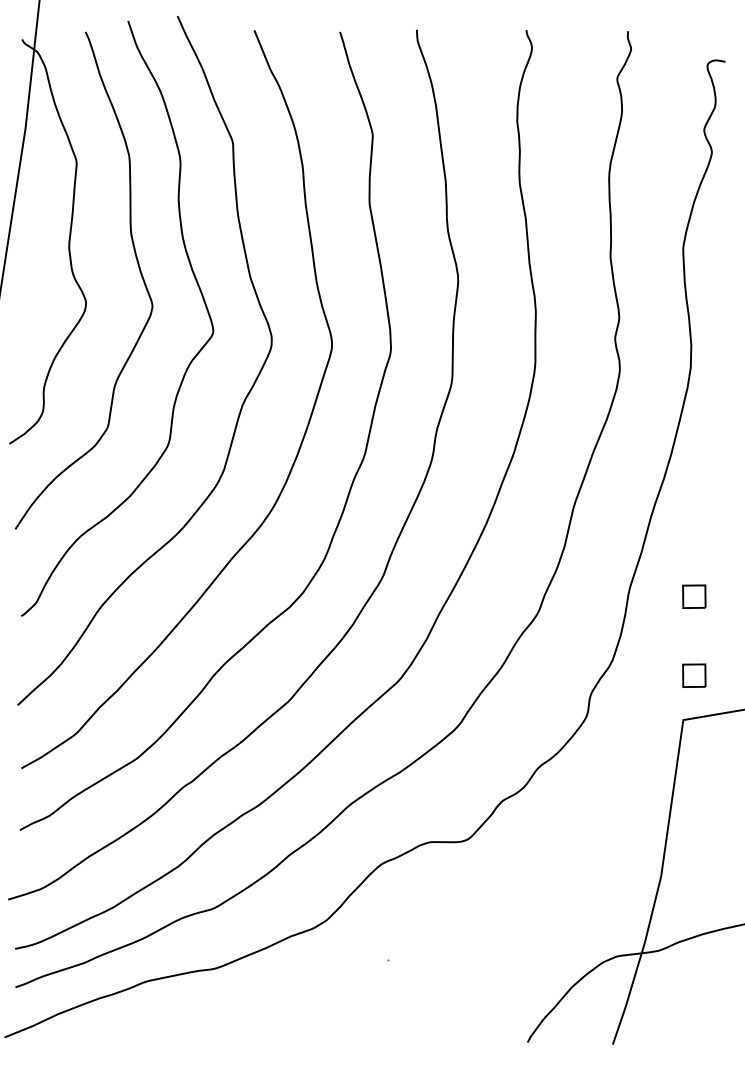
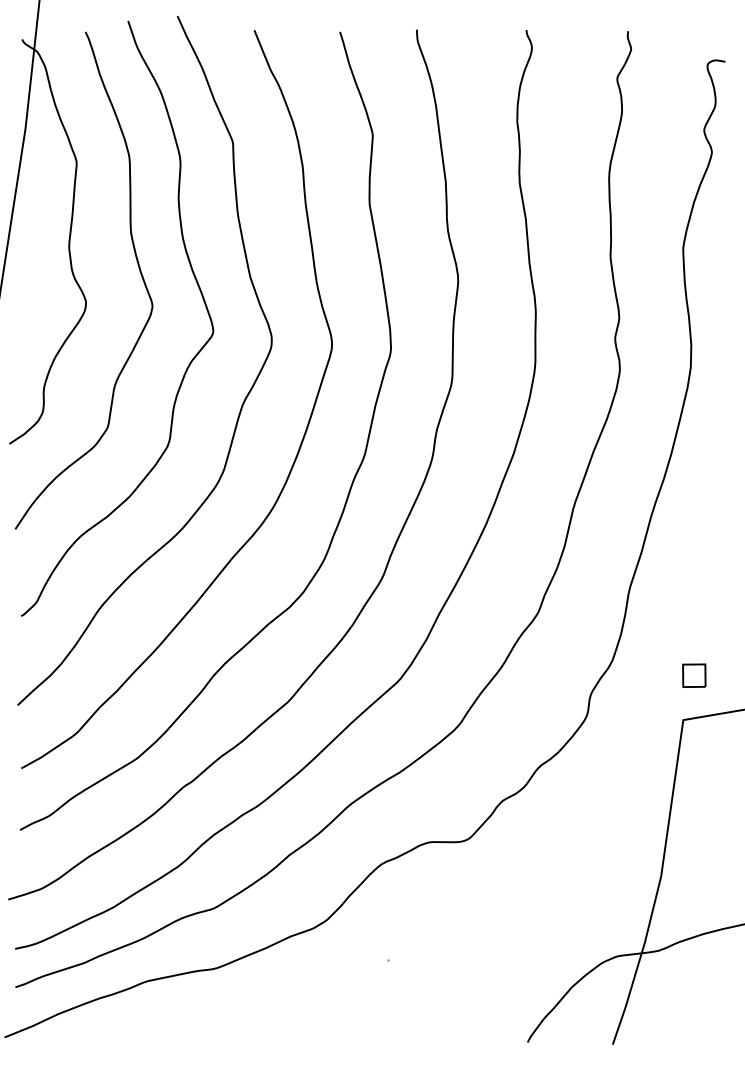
part: present -> none (694, 596)
